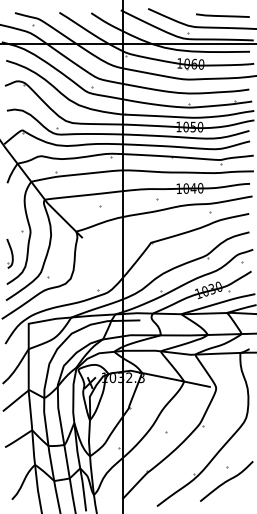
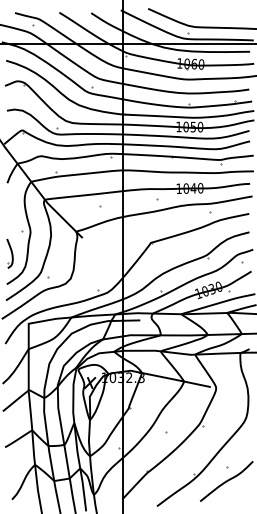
line: present -> none (222, 15)
